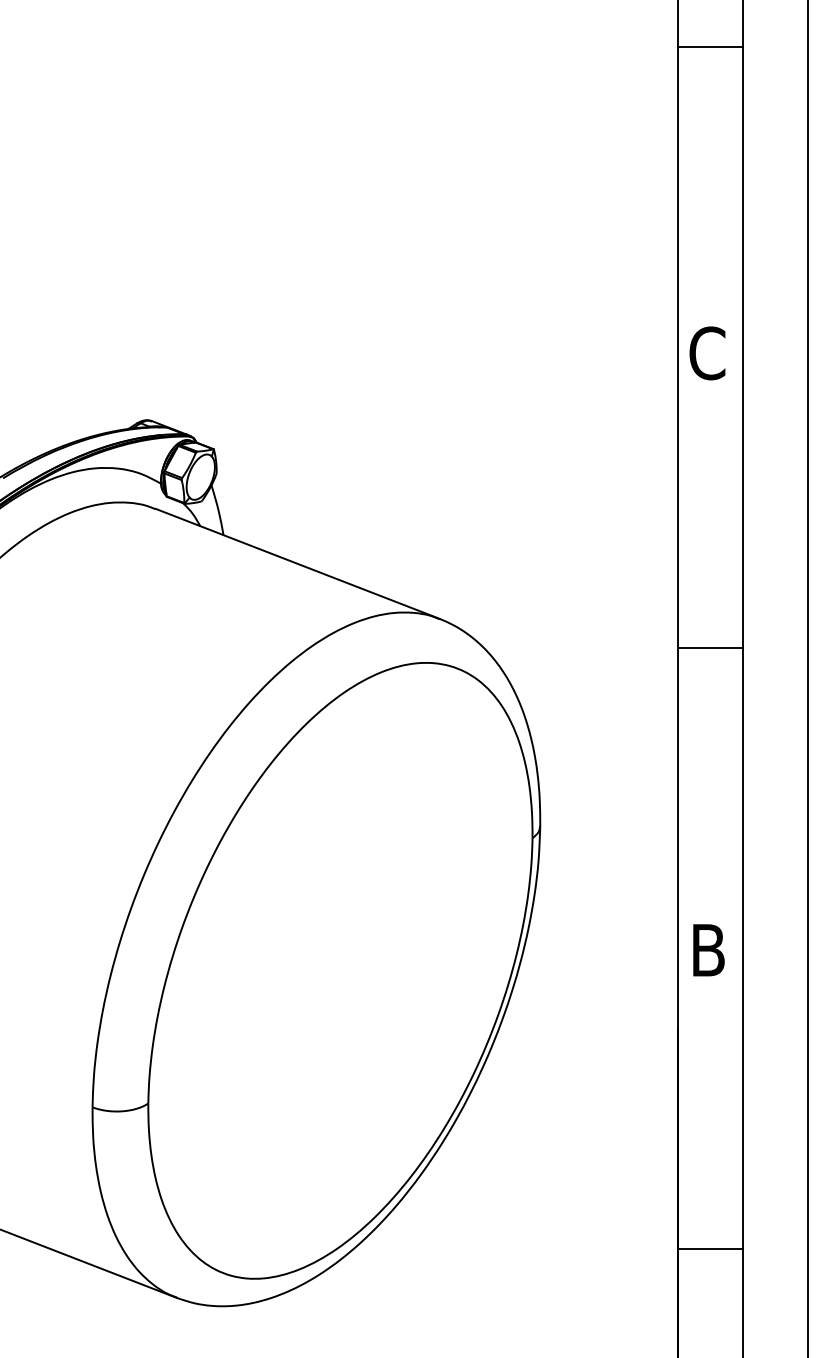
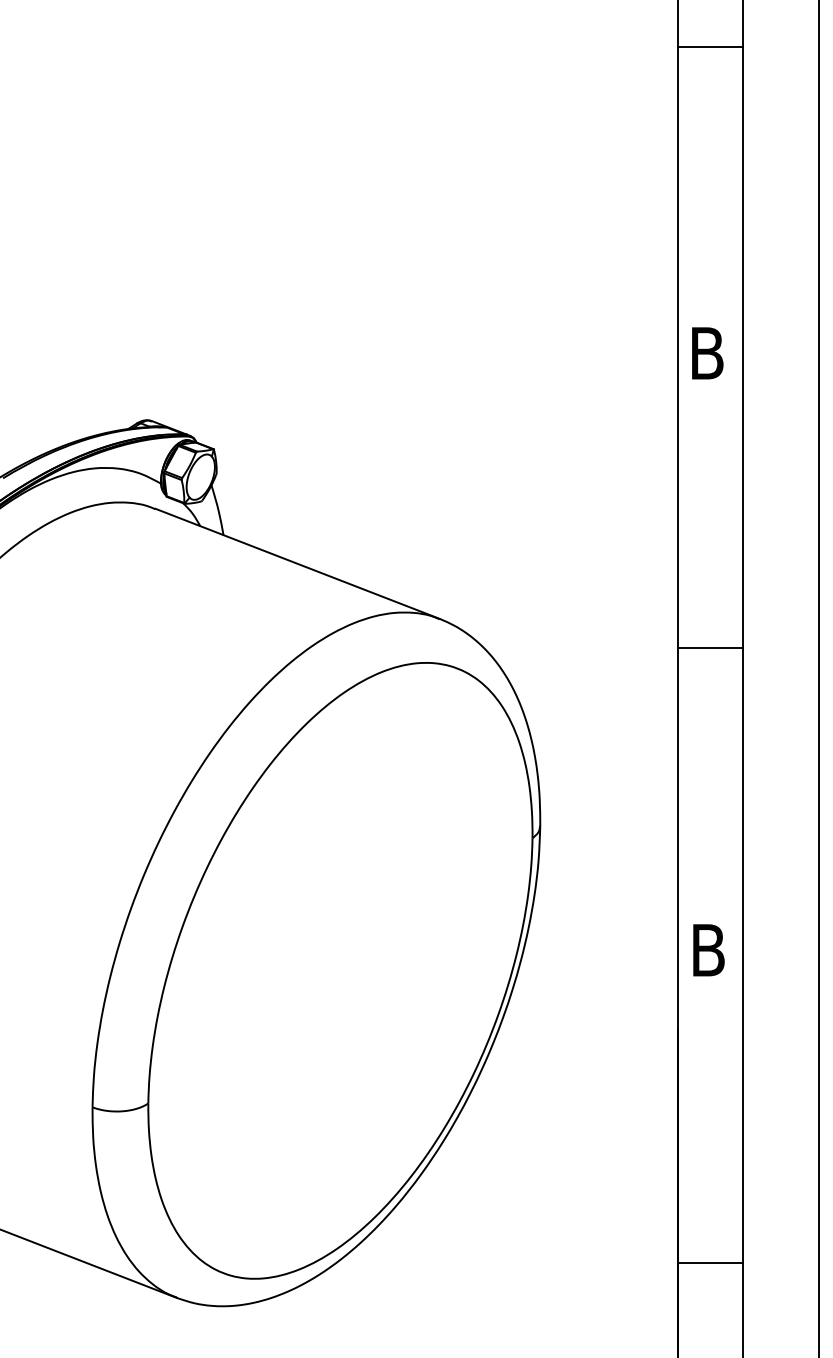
text: C -> B (707, 353)
line position: (808, 678) -> (819, 678) (819, 678)
line position: (710, 1249) -> (710, 1263) (710, 1263)
